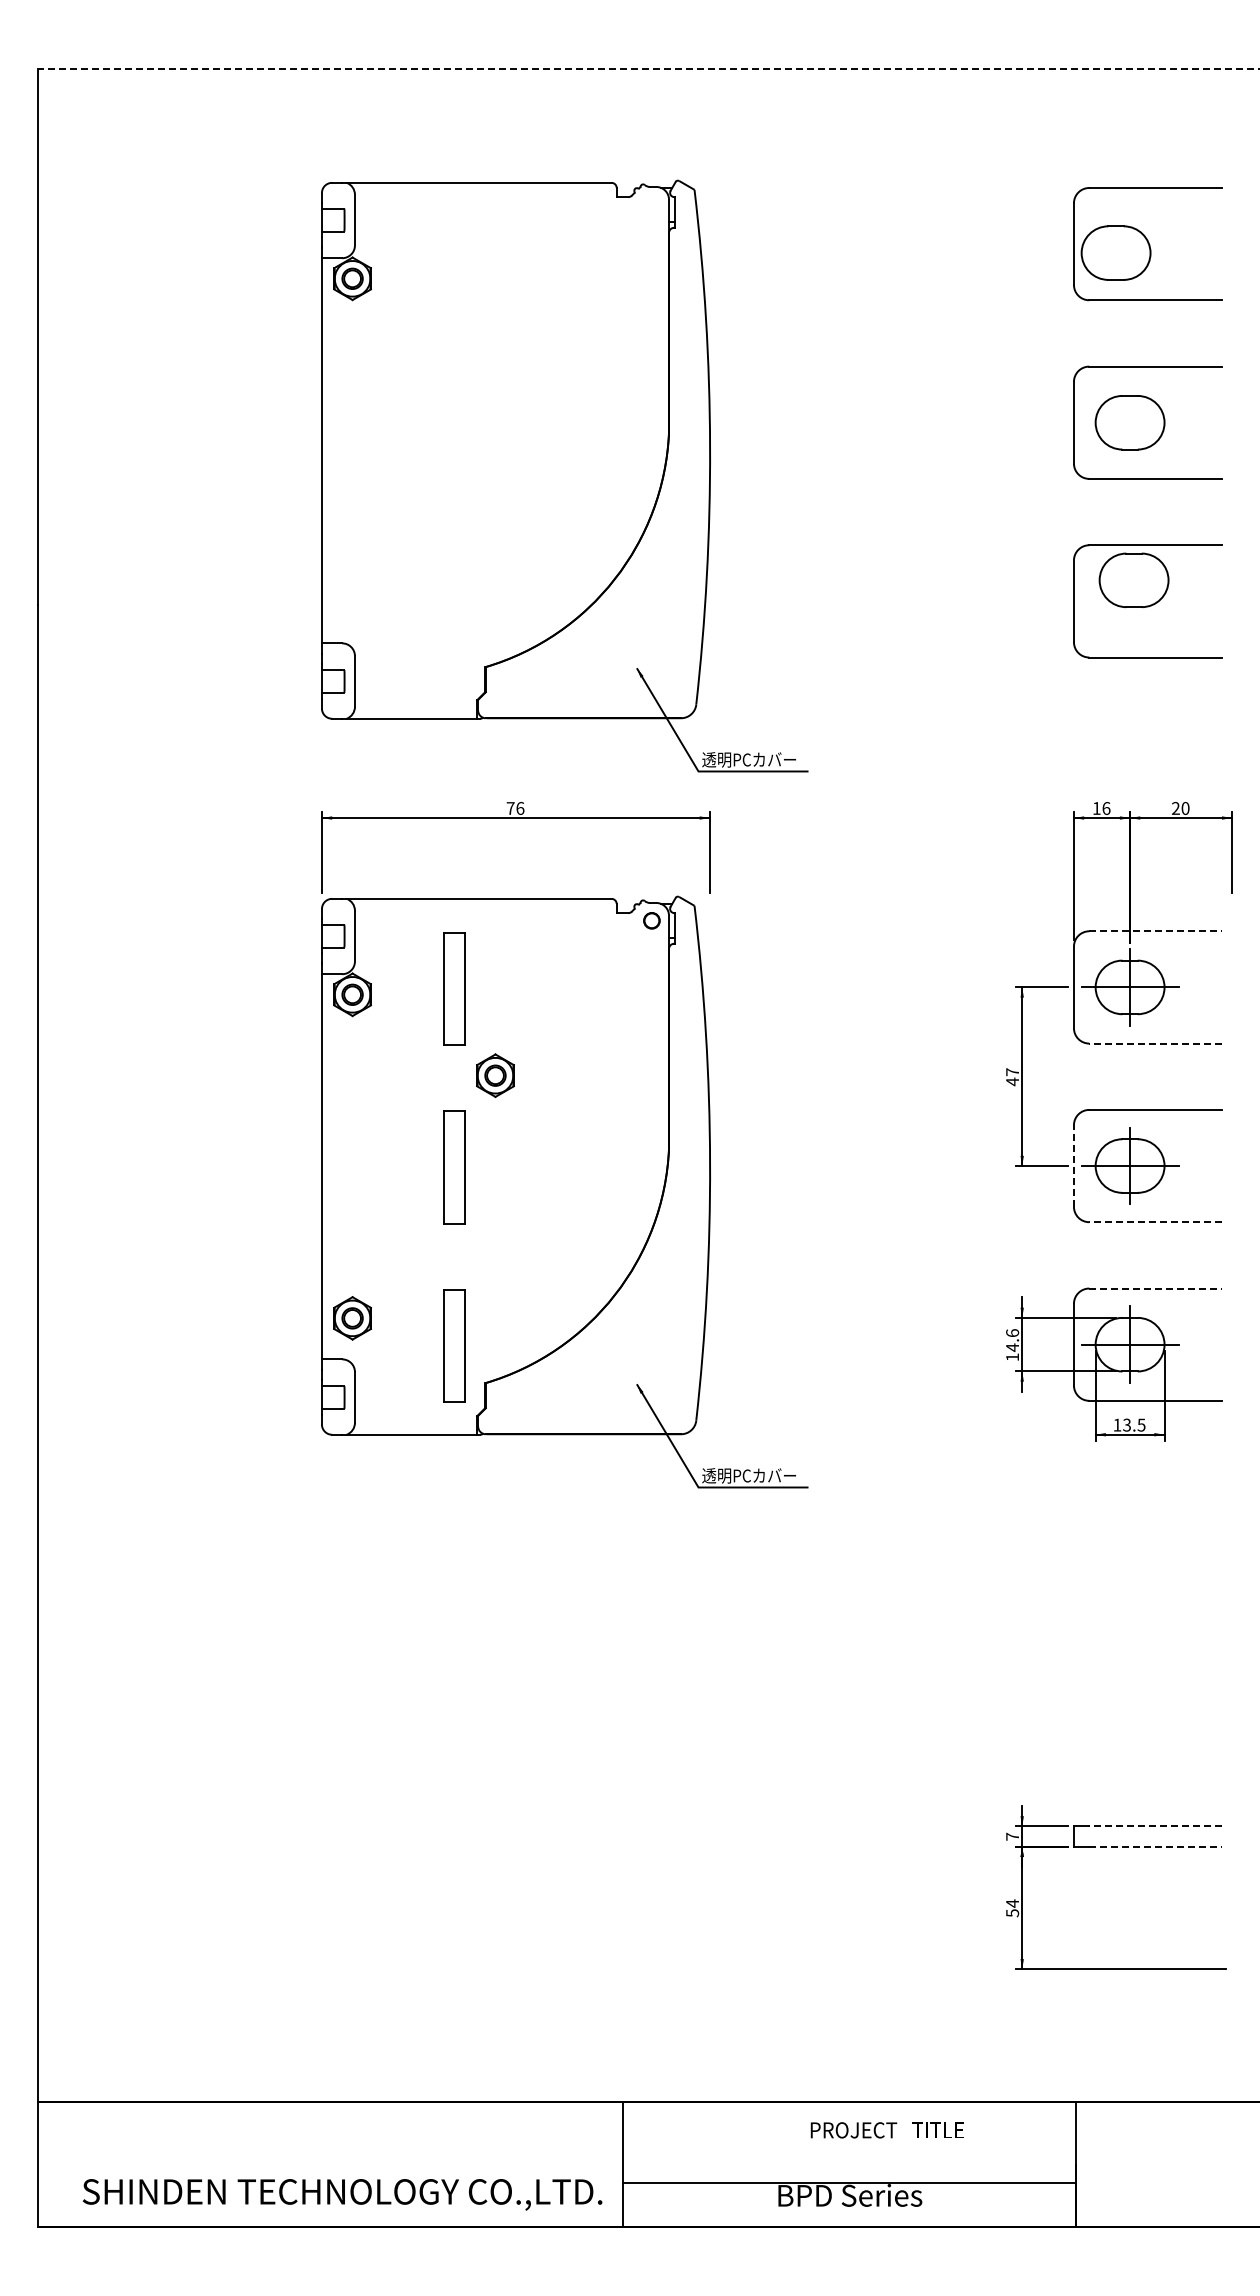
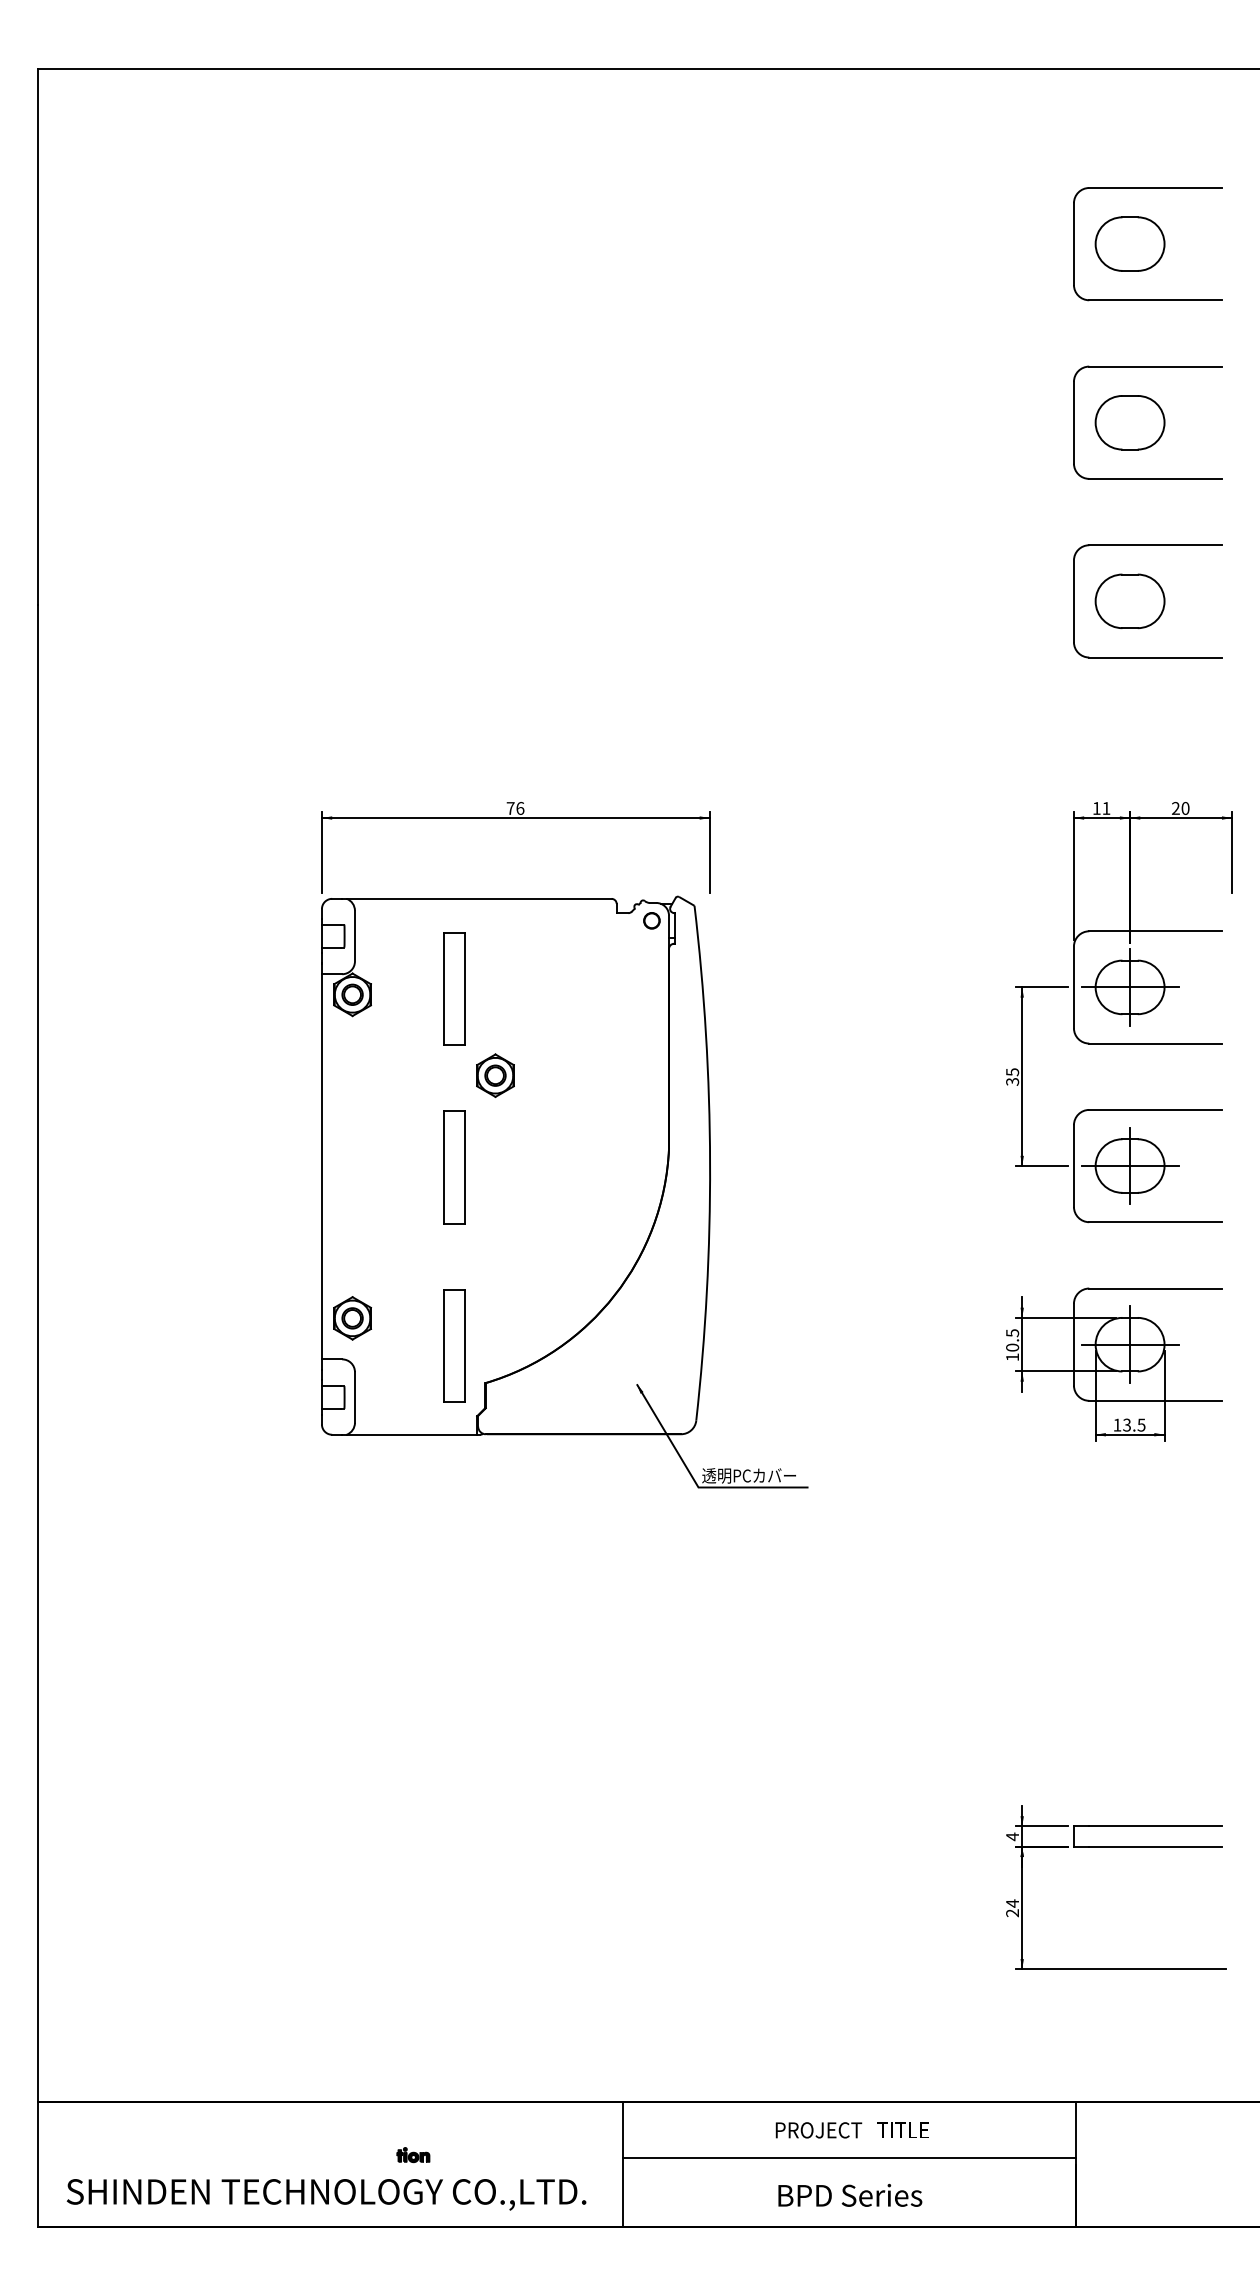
line: dashed -> solid (648, 68)
part position: (1115, 252) -> (1129, 243) (1129, 243)
part: present -> none (564, 475)
part position: (1133, 579) -> (1129, 600) (1129, 600)
text: 16 -> 11 (1106, 808)
line: dashed -> solid (1156, 931)
line: dashed -> solid (1155, 1043)
text: 47 -> 35 (1012, 1077)
line: dashed -> solid (1073, 1166)
line: dashed -> solid (1155, 1222)
line: dashed -> solid (1156, 1288)
text: 14.6 -> 10.5 (1012, 1340)
line: dashed -> solid (1155, 1826)
text: 7 -> 4 (1012, 1836)
line: dashed -> solid (1156, 1846)
text: 54 -> 24 (1012, 1913)
text position: (886, 2130) -> (851, 2130) (851, 2130)
part: none -> present (413, 2155)
line position: (849, 2182) -> (849, 2157) (849, 2157)
text position: (342, 2194) -> (326, 2194) (326, 2194)
